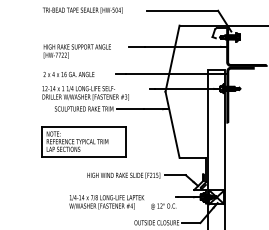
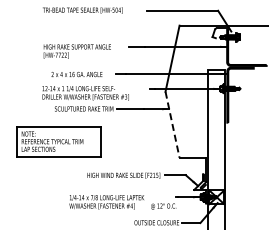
text position: (68, 74) -> (76, 74) (76, 74)
line: solid -> dashed (172, 124)
part position: (83, 141) -> (58, 141) (58, 141)
